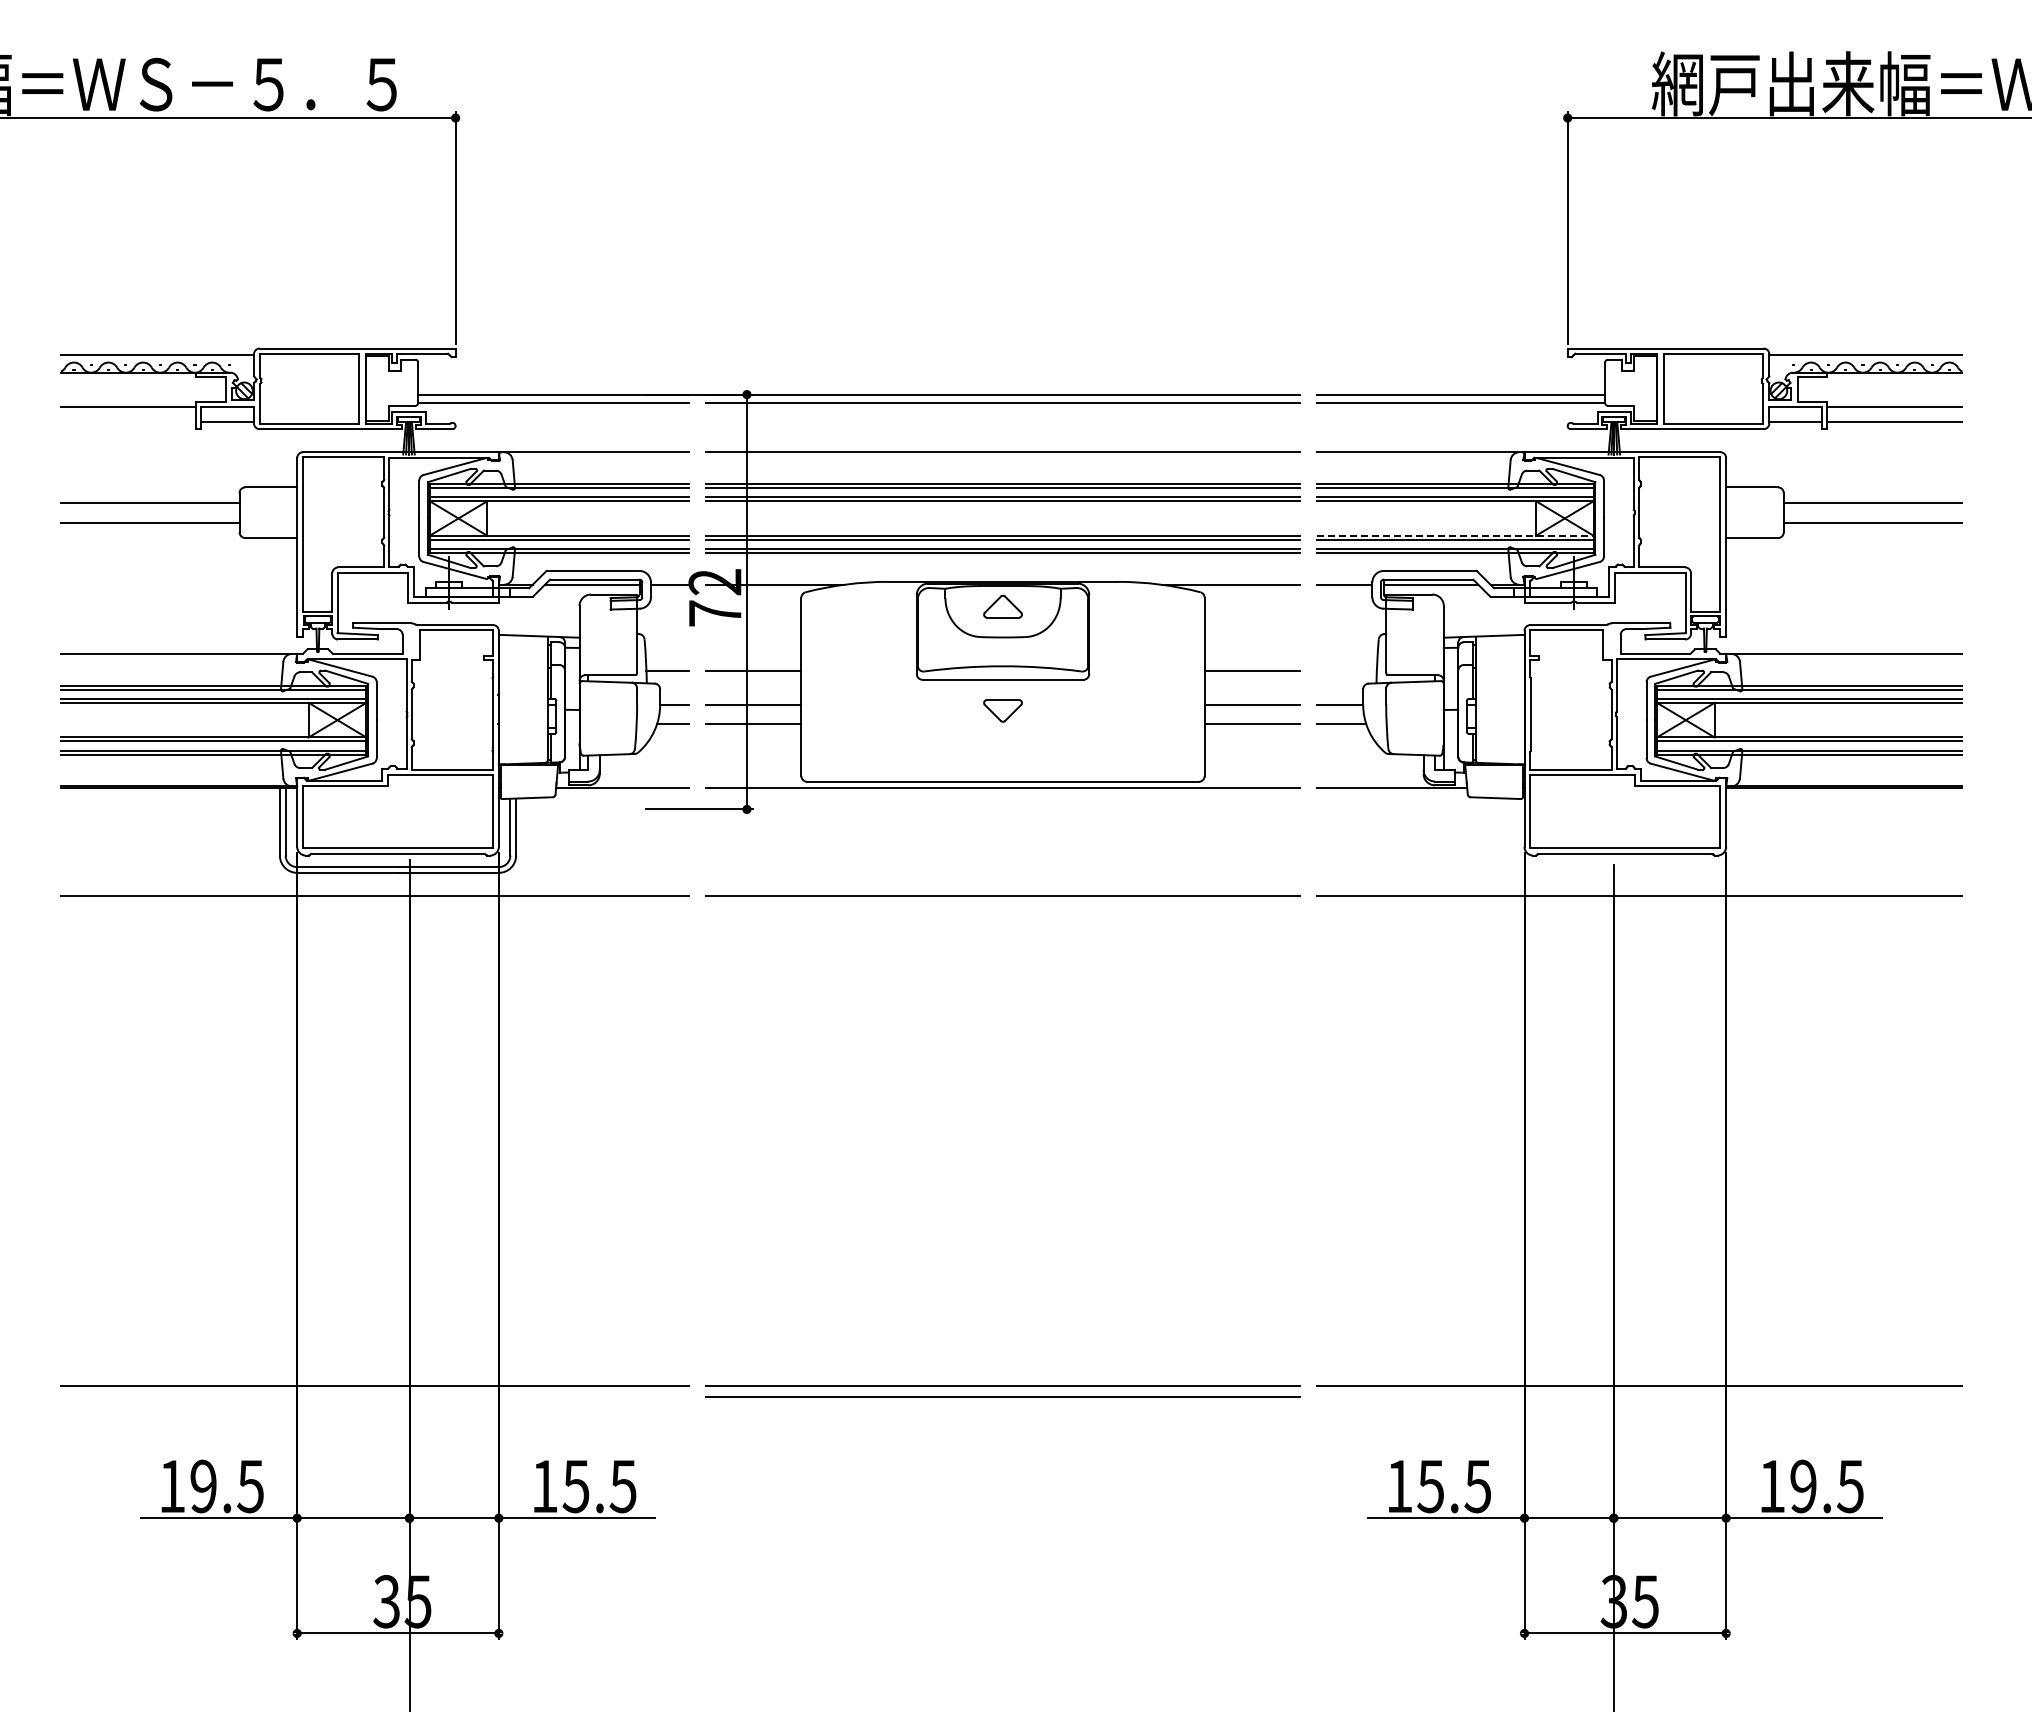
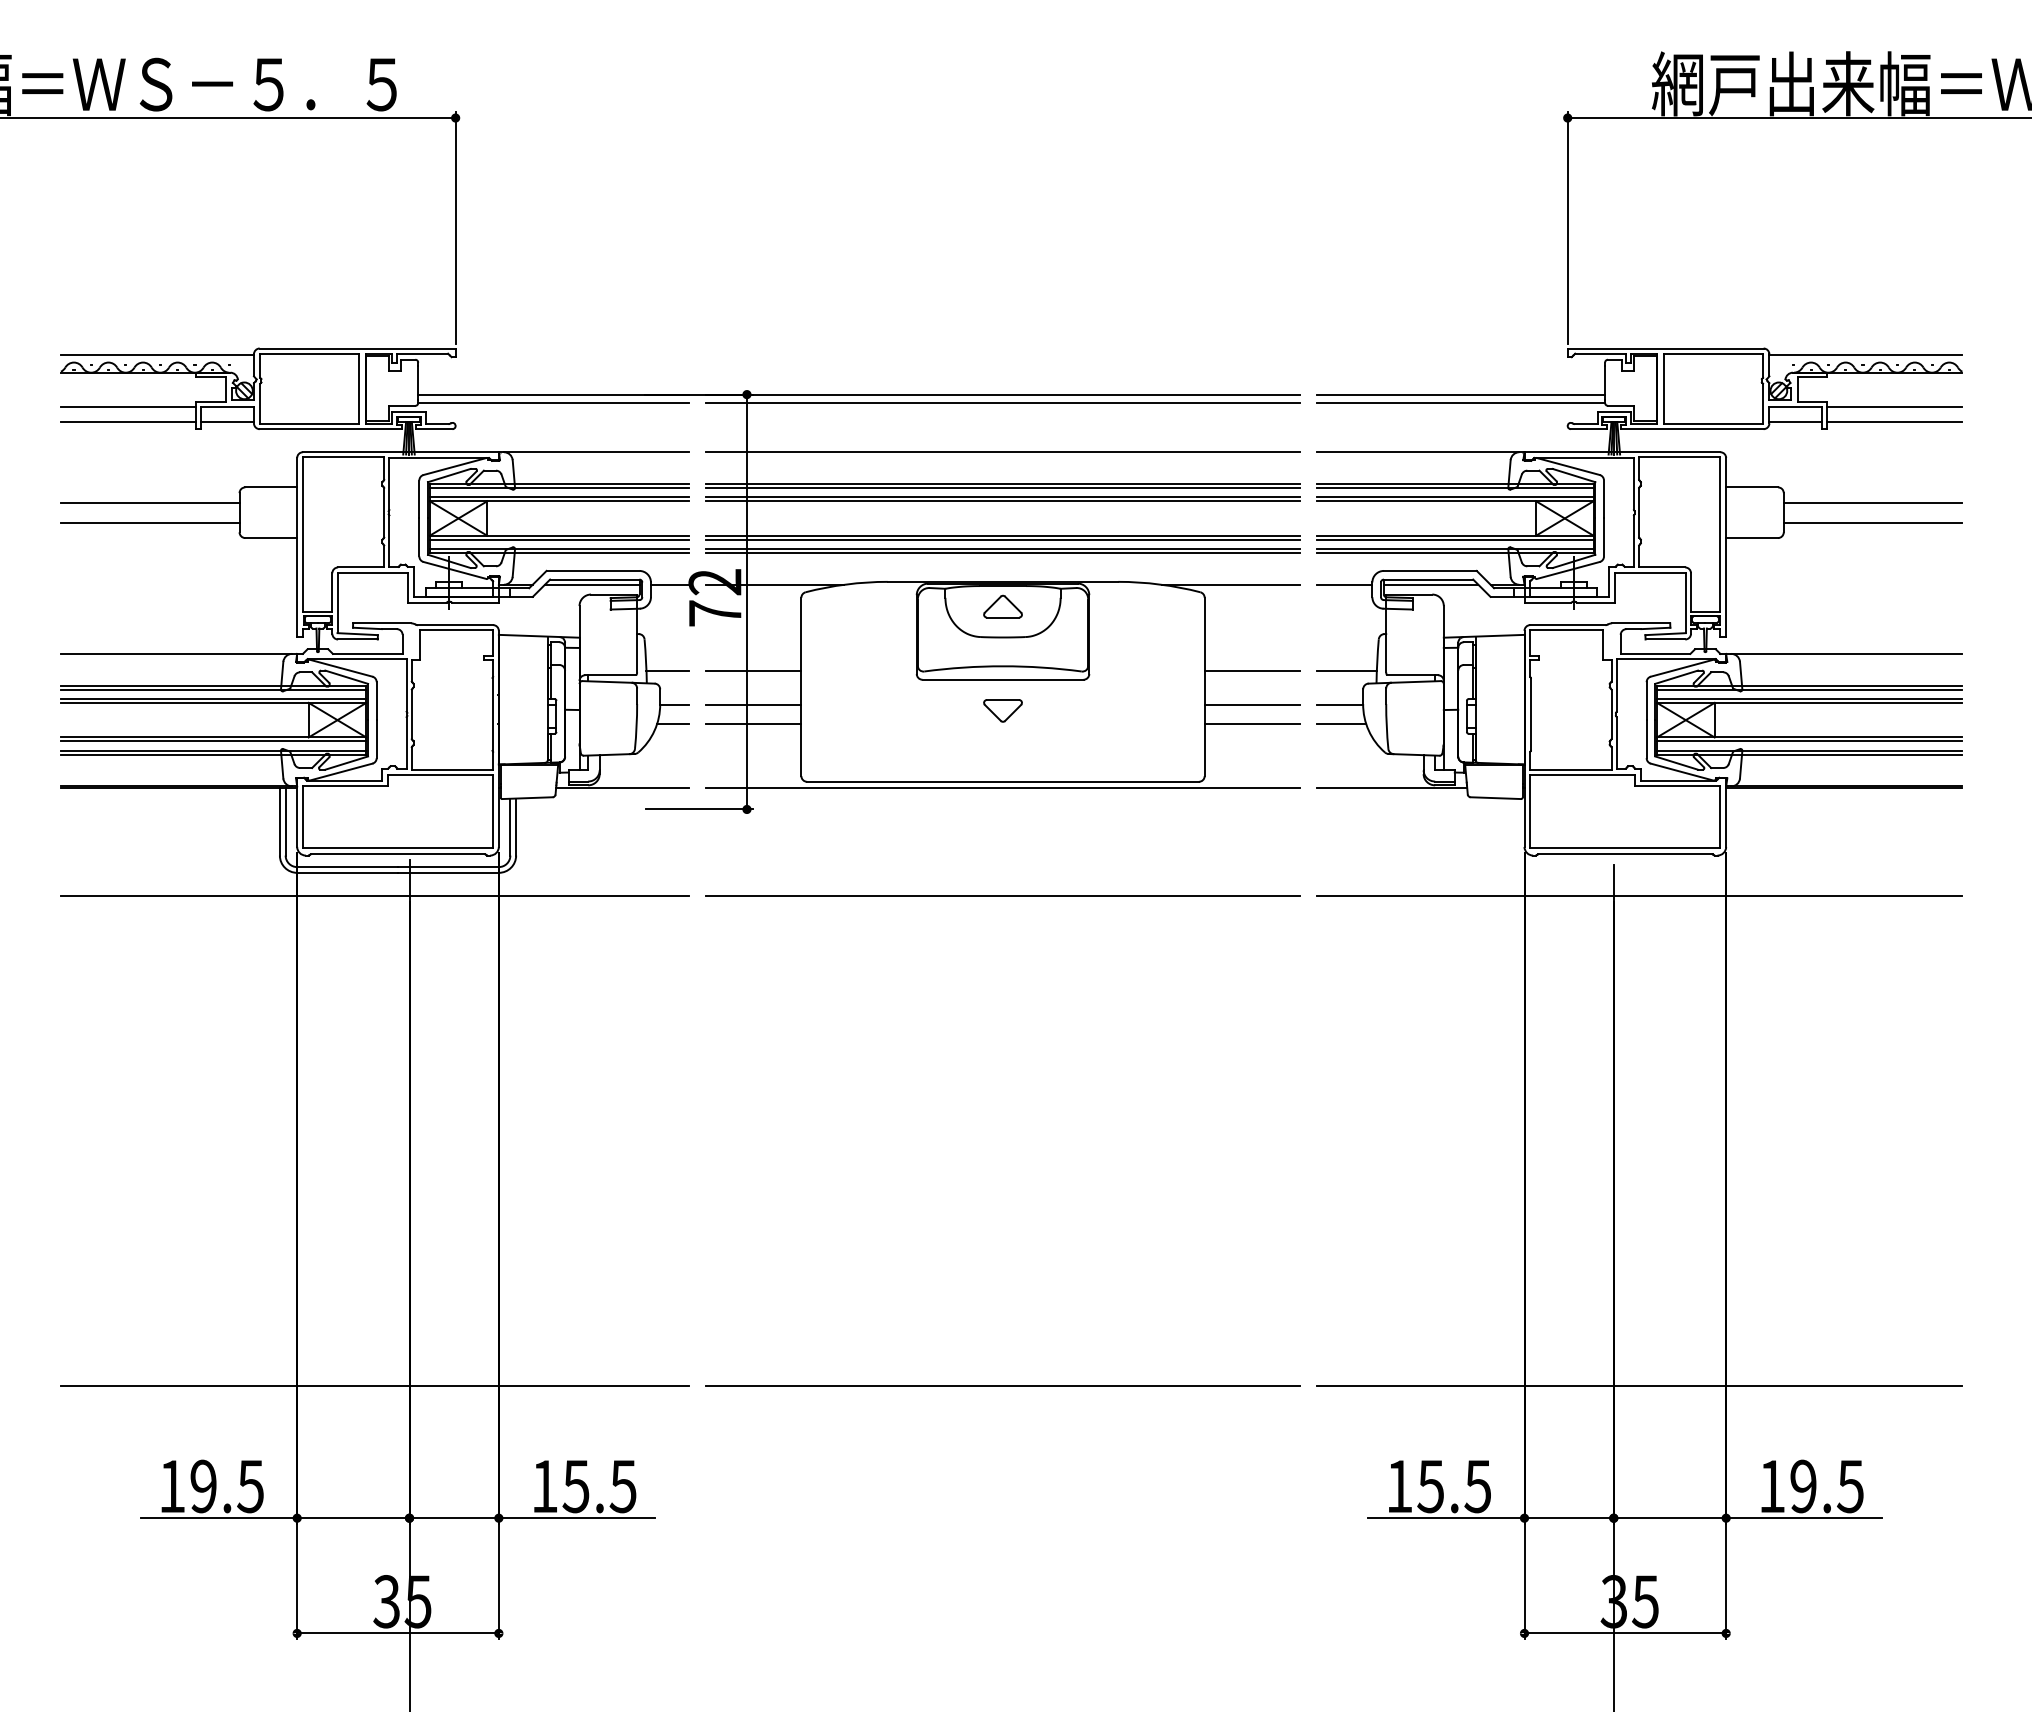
line: none -> present (128, 421)
line: dashed -> solid (1455, 535)
line: none -> present (1346, 671)
line: present -> none (1002, 1396)
